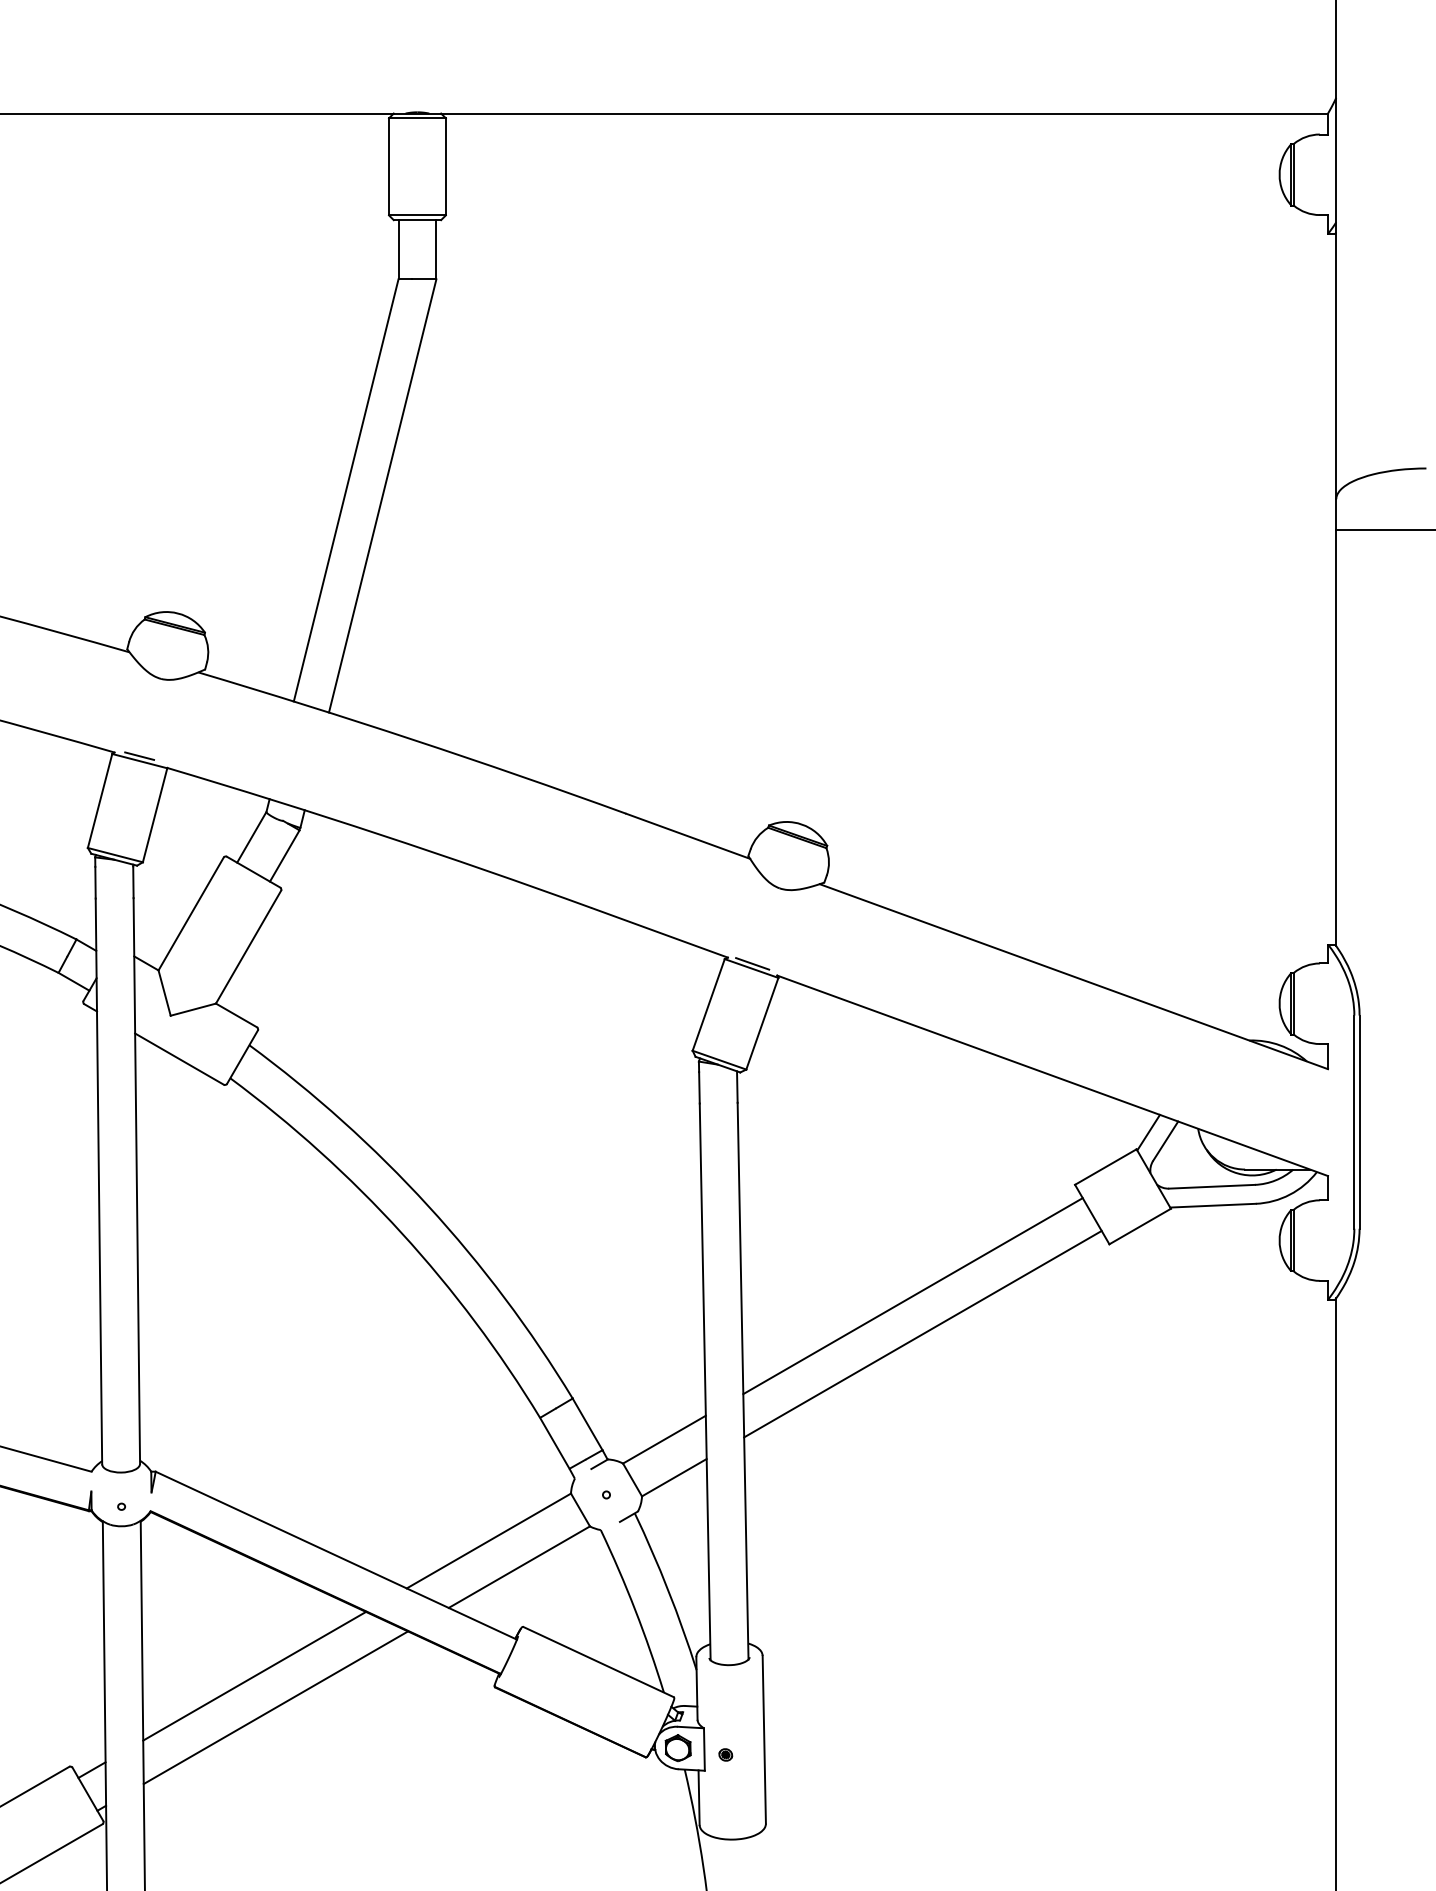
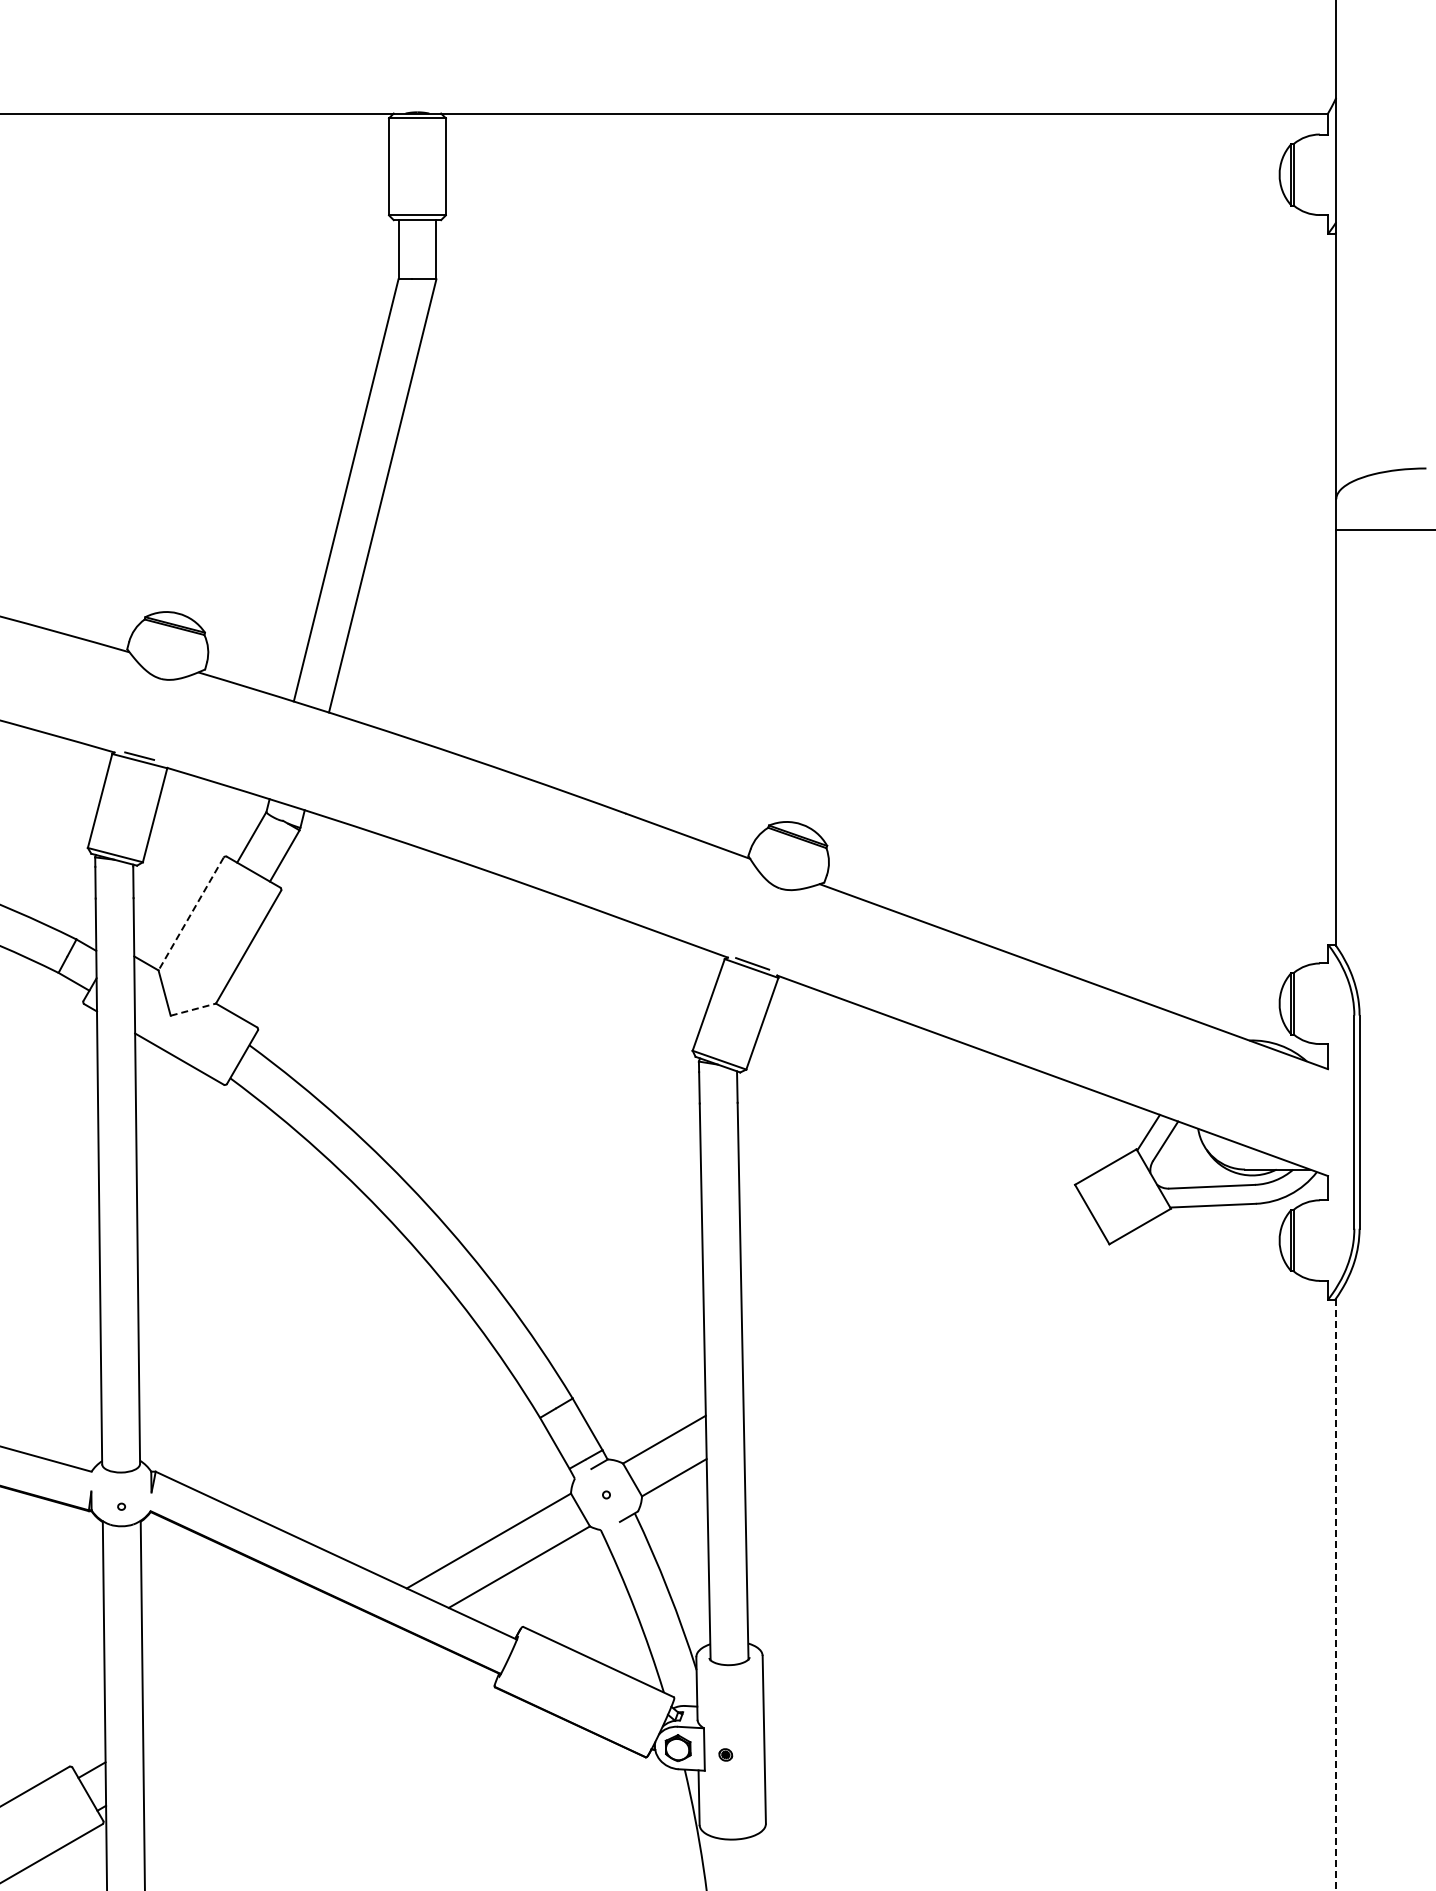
line: solid -> dashed (190, 914)
line: solid -> dashed (193, 1009)
line: present -> none (912, 1296)
line: present -> none (922, 1333)
line: solid -> dashed (1336, 1594)
line: present -> none (254, 1675)
line: present -> none (275, 1707)
